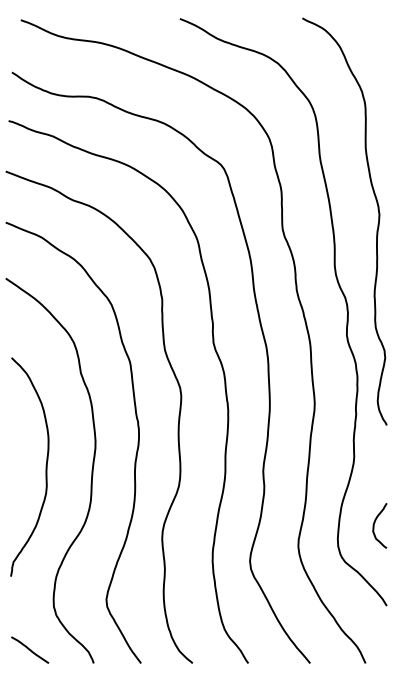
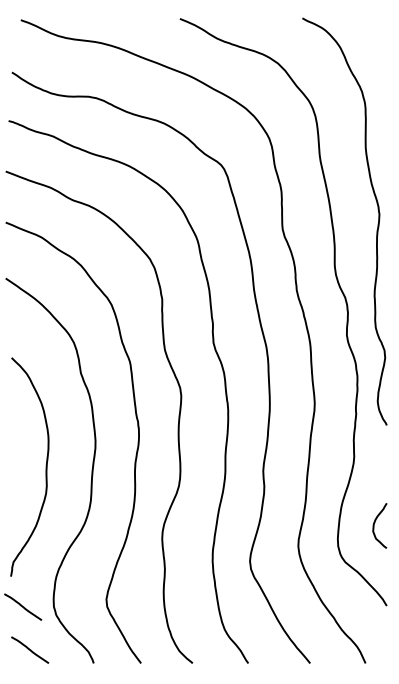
line: none -> present (23, 606)
